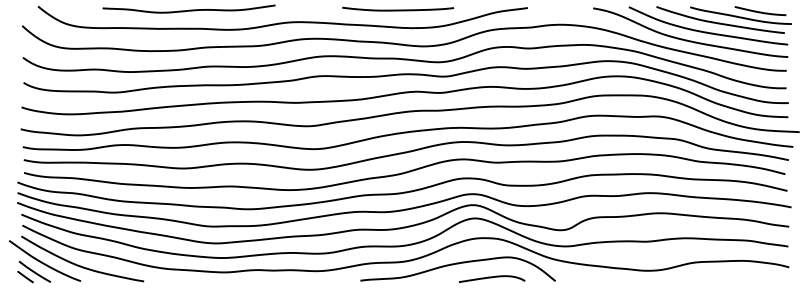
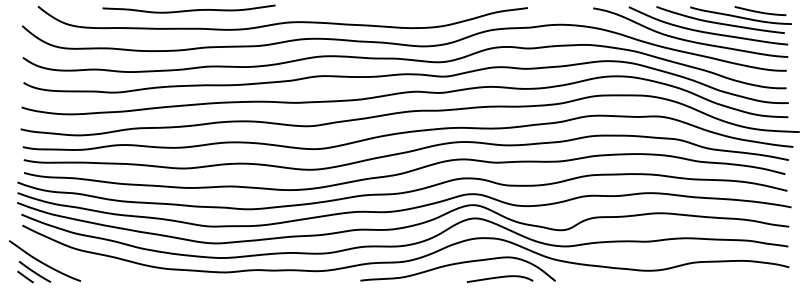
curve: present -> none (398, 9)
curve: present -> none (81, 265)
curve position: (491, 278) -> (499, 278) (499, 278)
